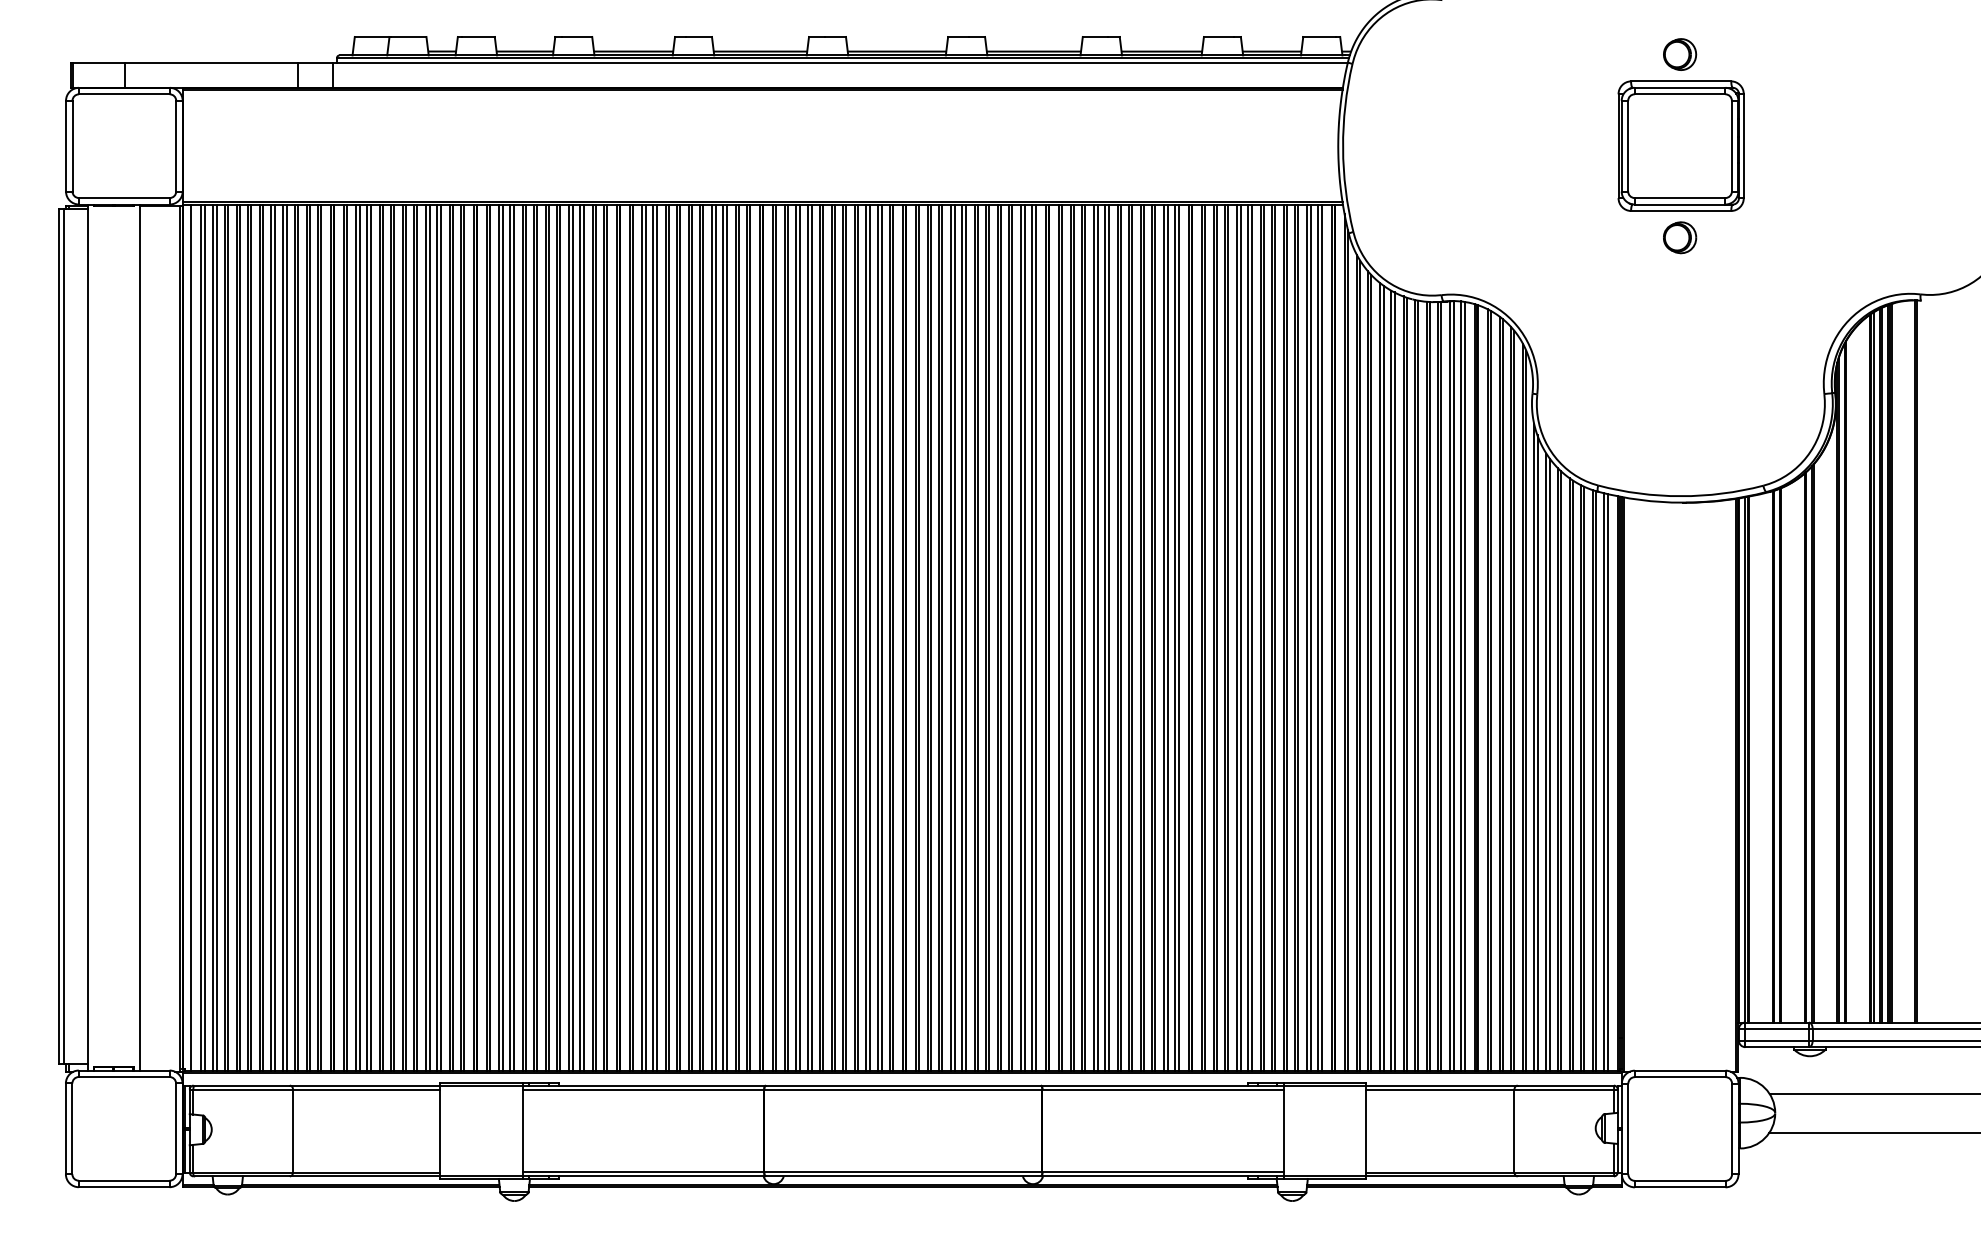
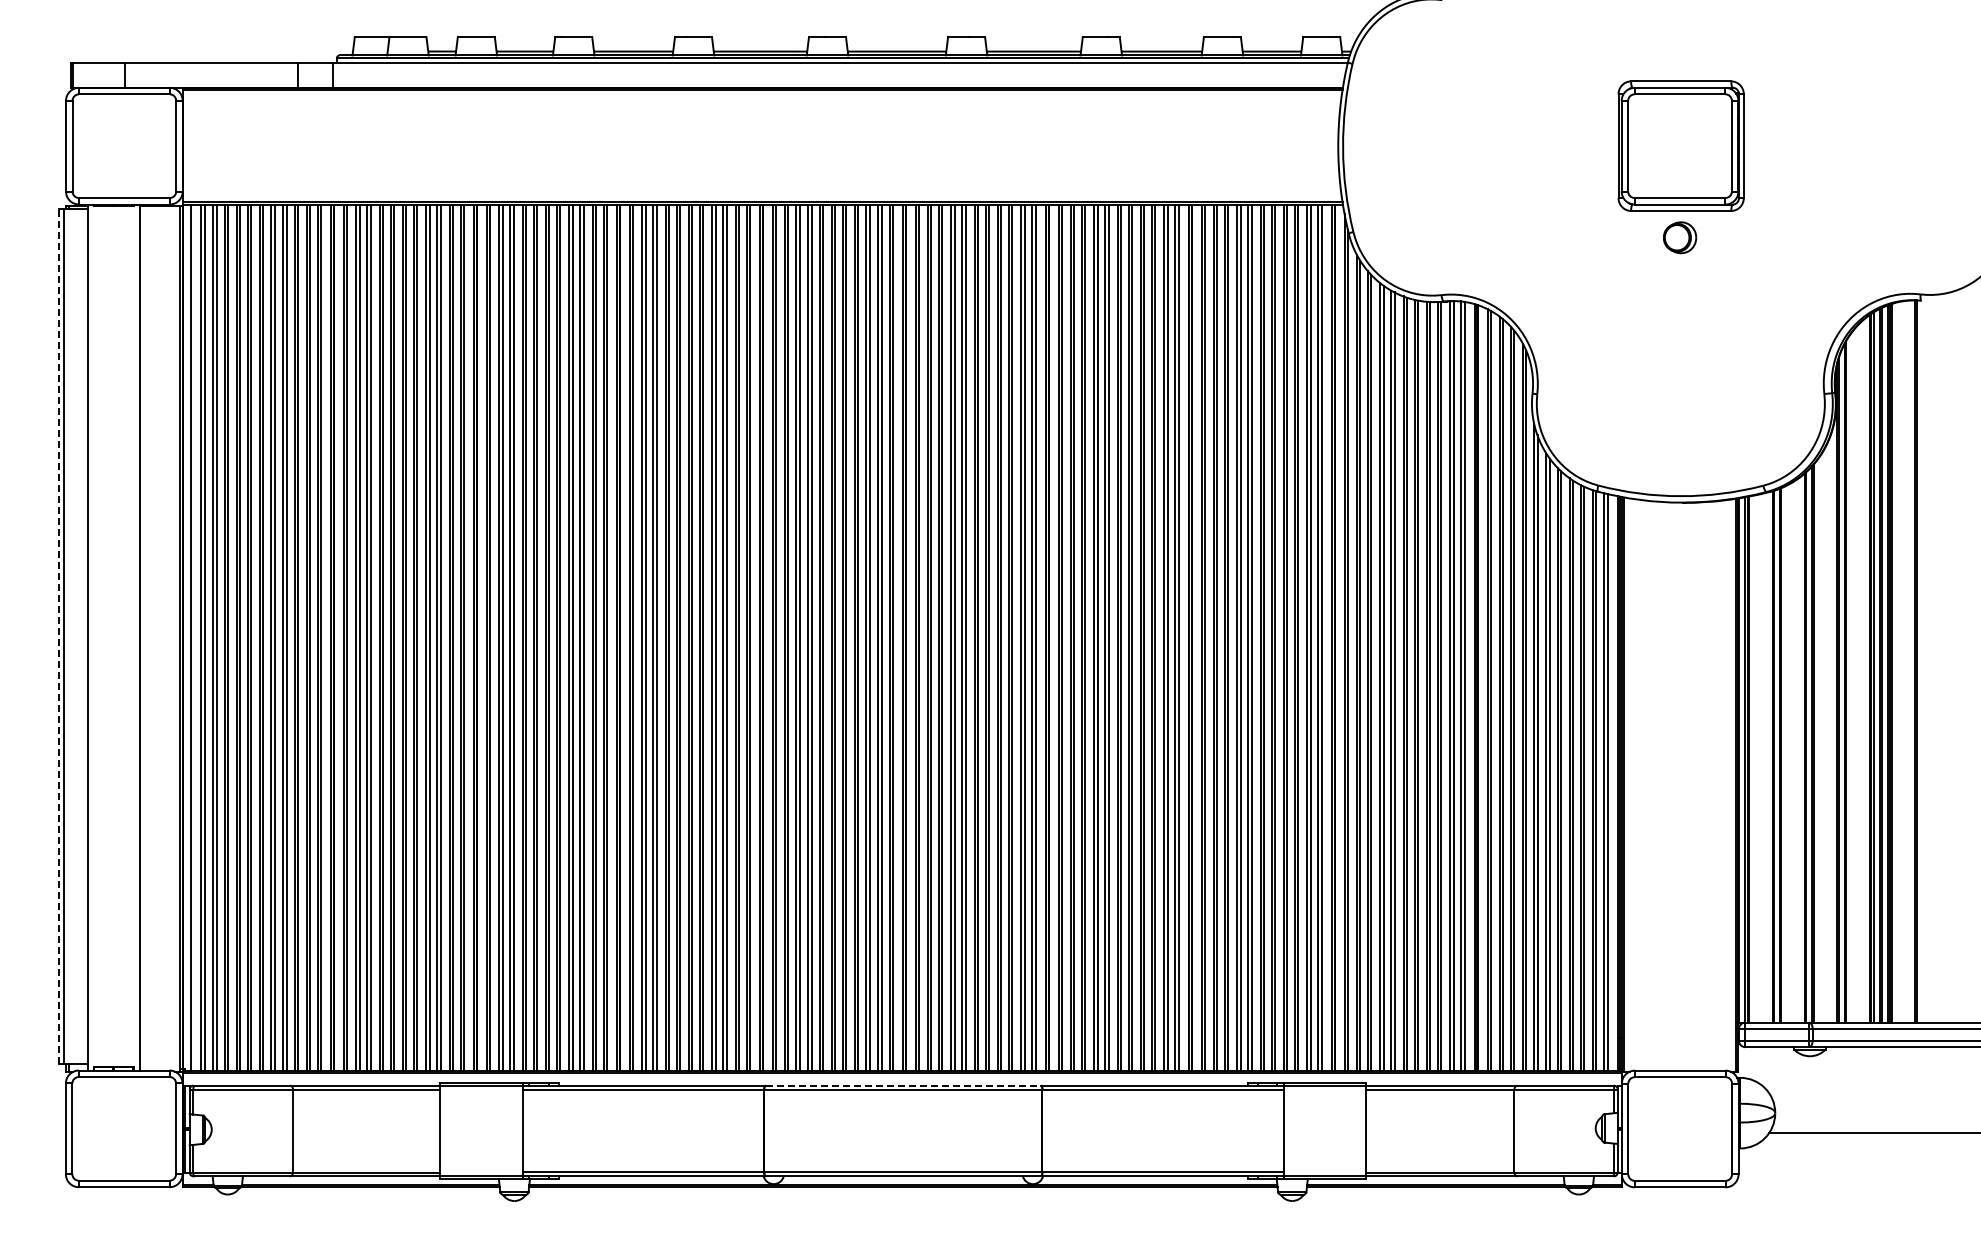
part: present -> none (1680, 54)
line: solid -> dashed (59, 636)
line: solid -> dashed (903, 1085)
line: present -> none (1873, 1093)
